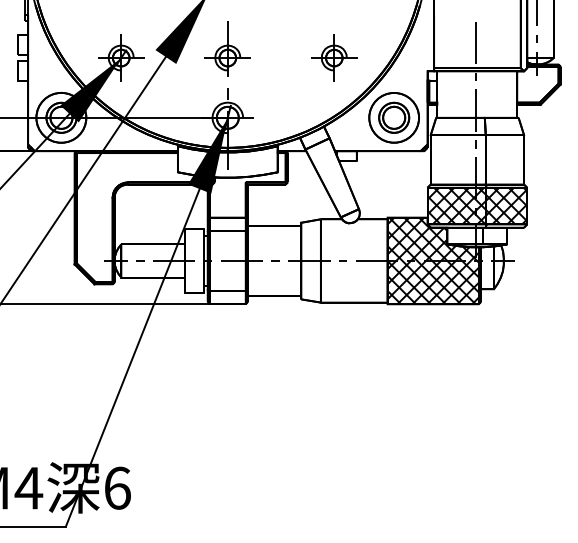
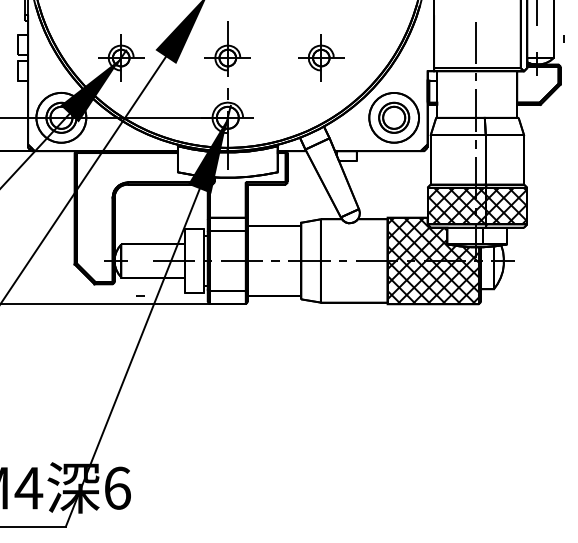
line position: (536, 38) -> (563, 38) (563, 38)
part position: (334, 57) -> (321, 57) (321, 57)
line position: (140, 260) -> (140, 295) (140, 295)
